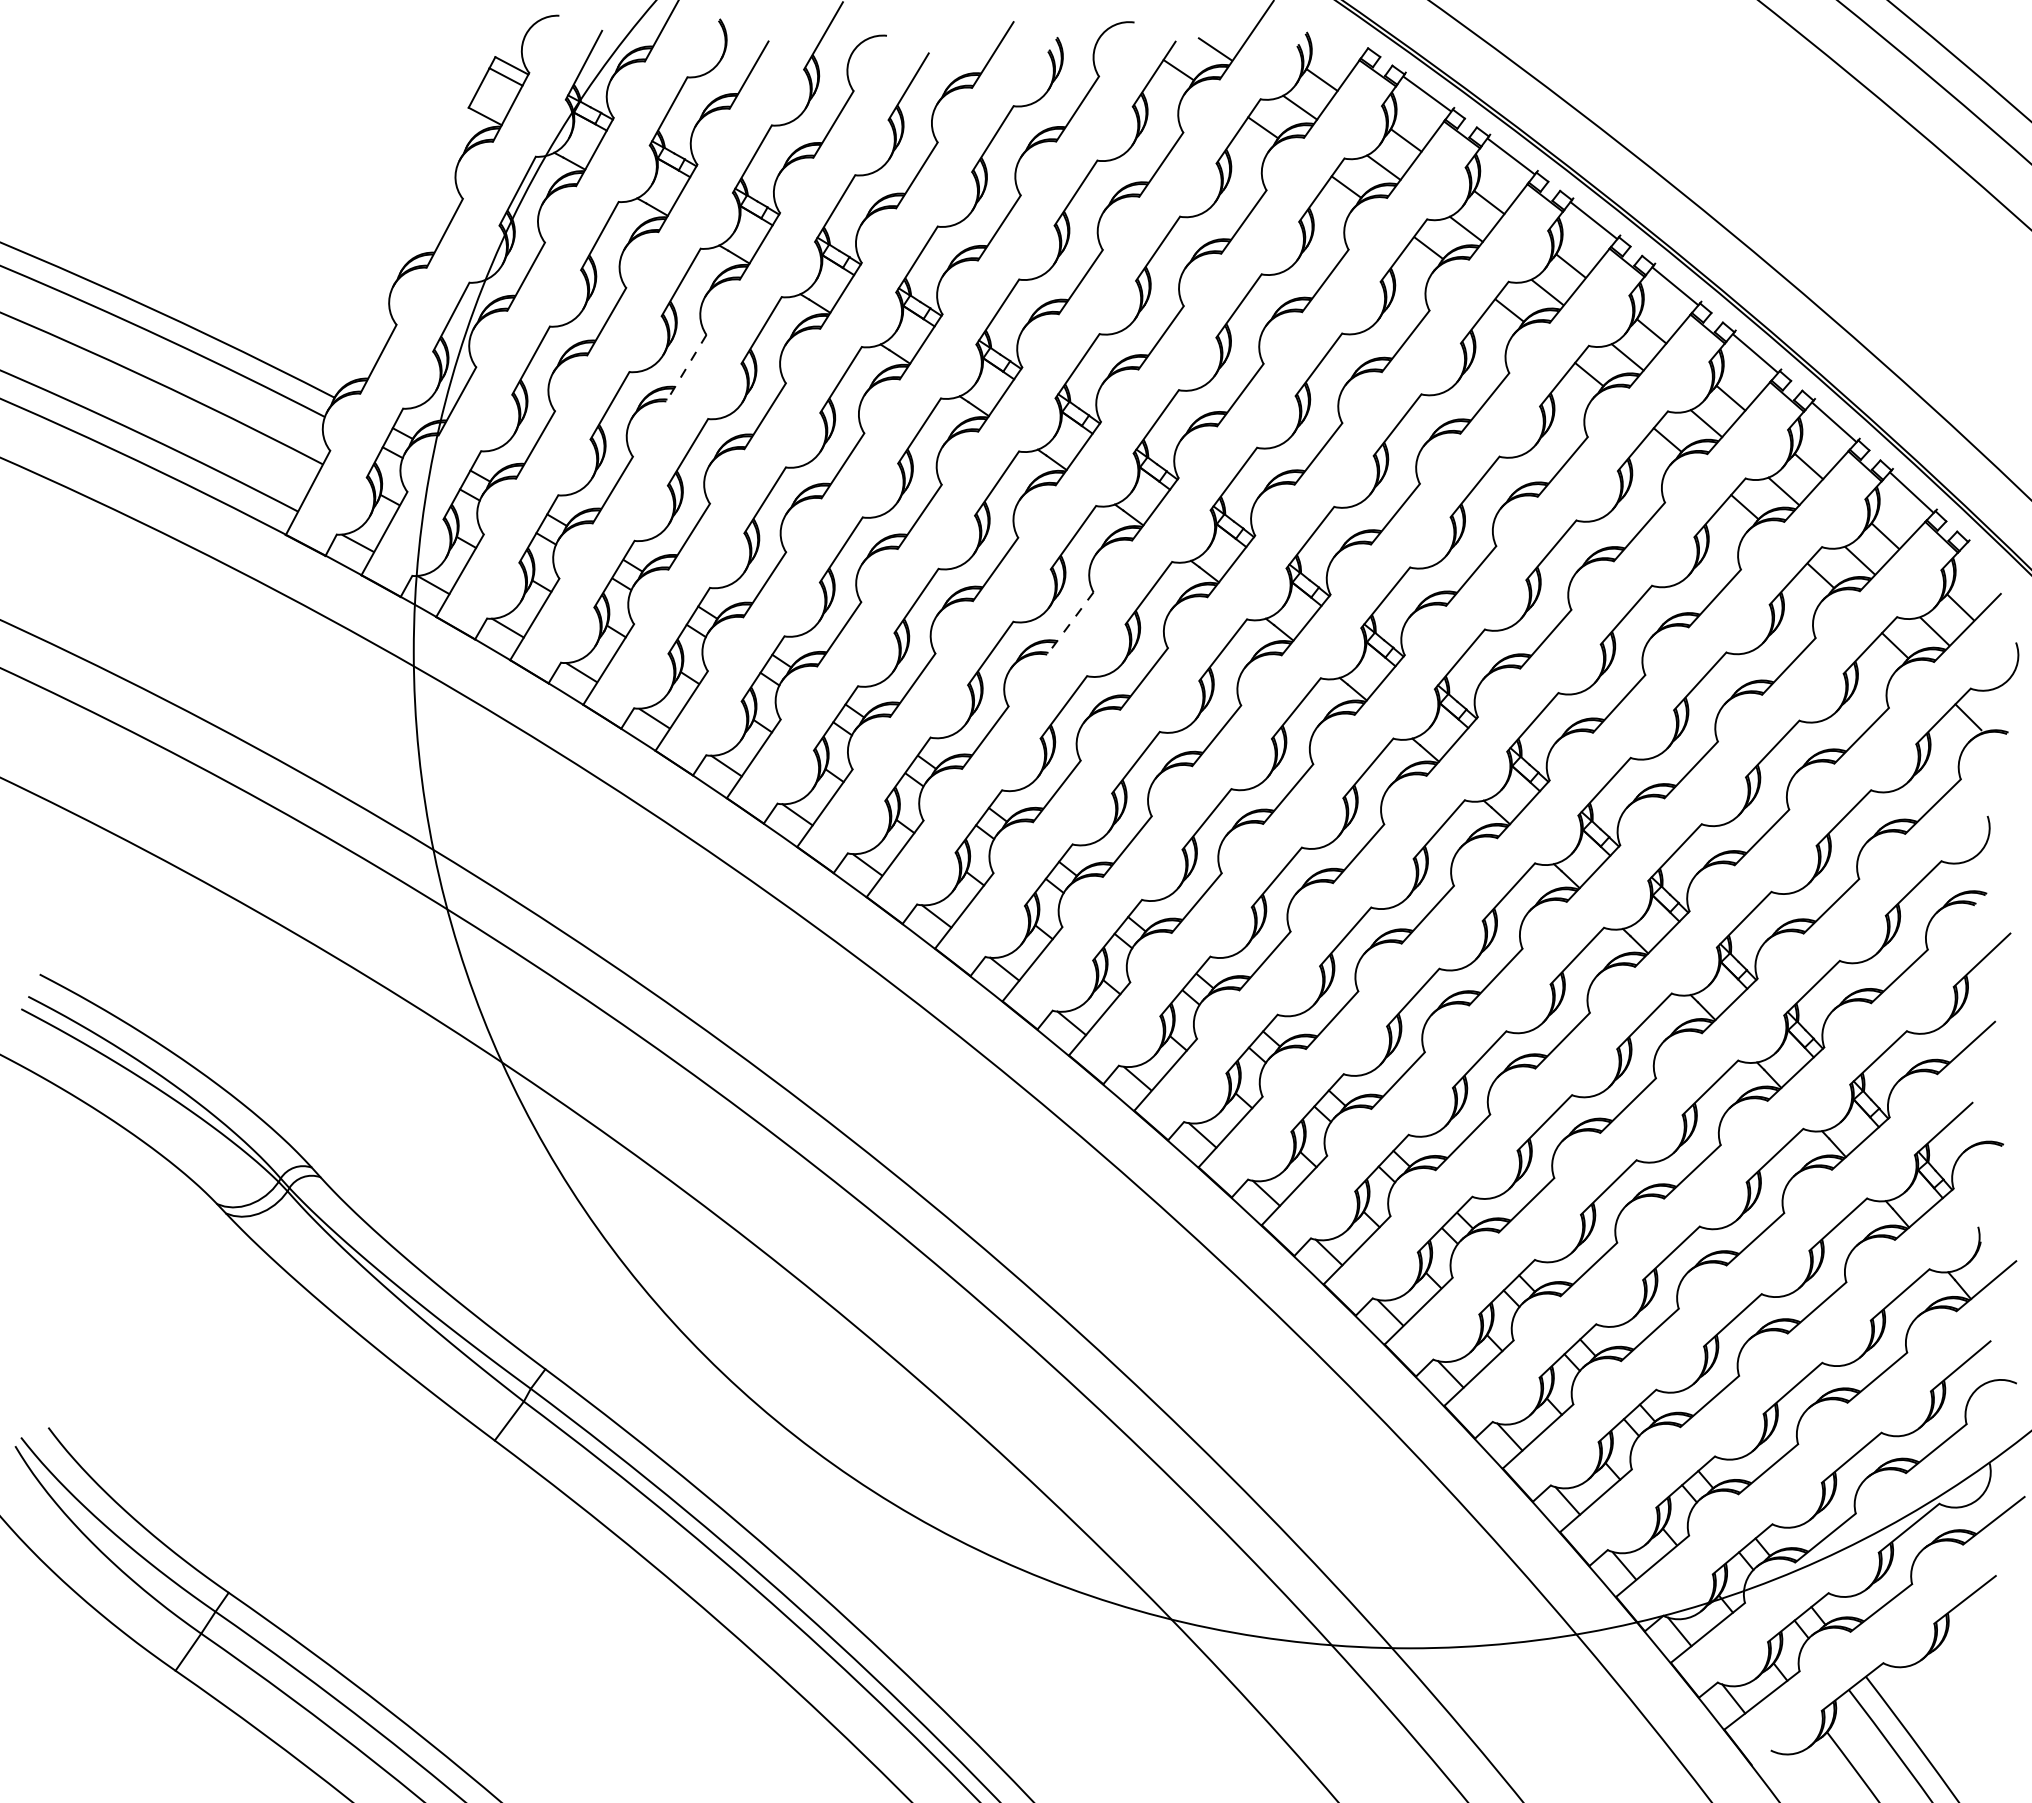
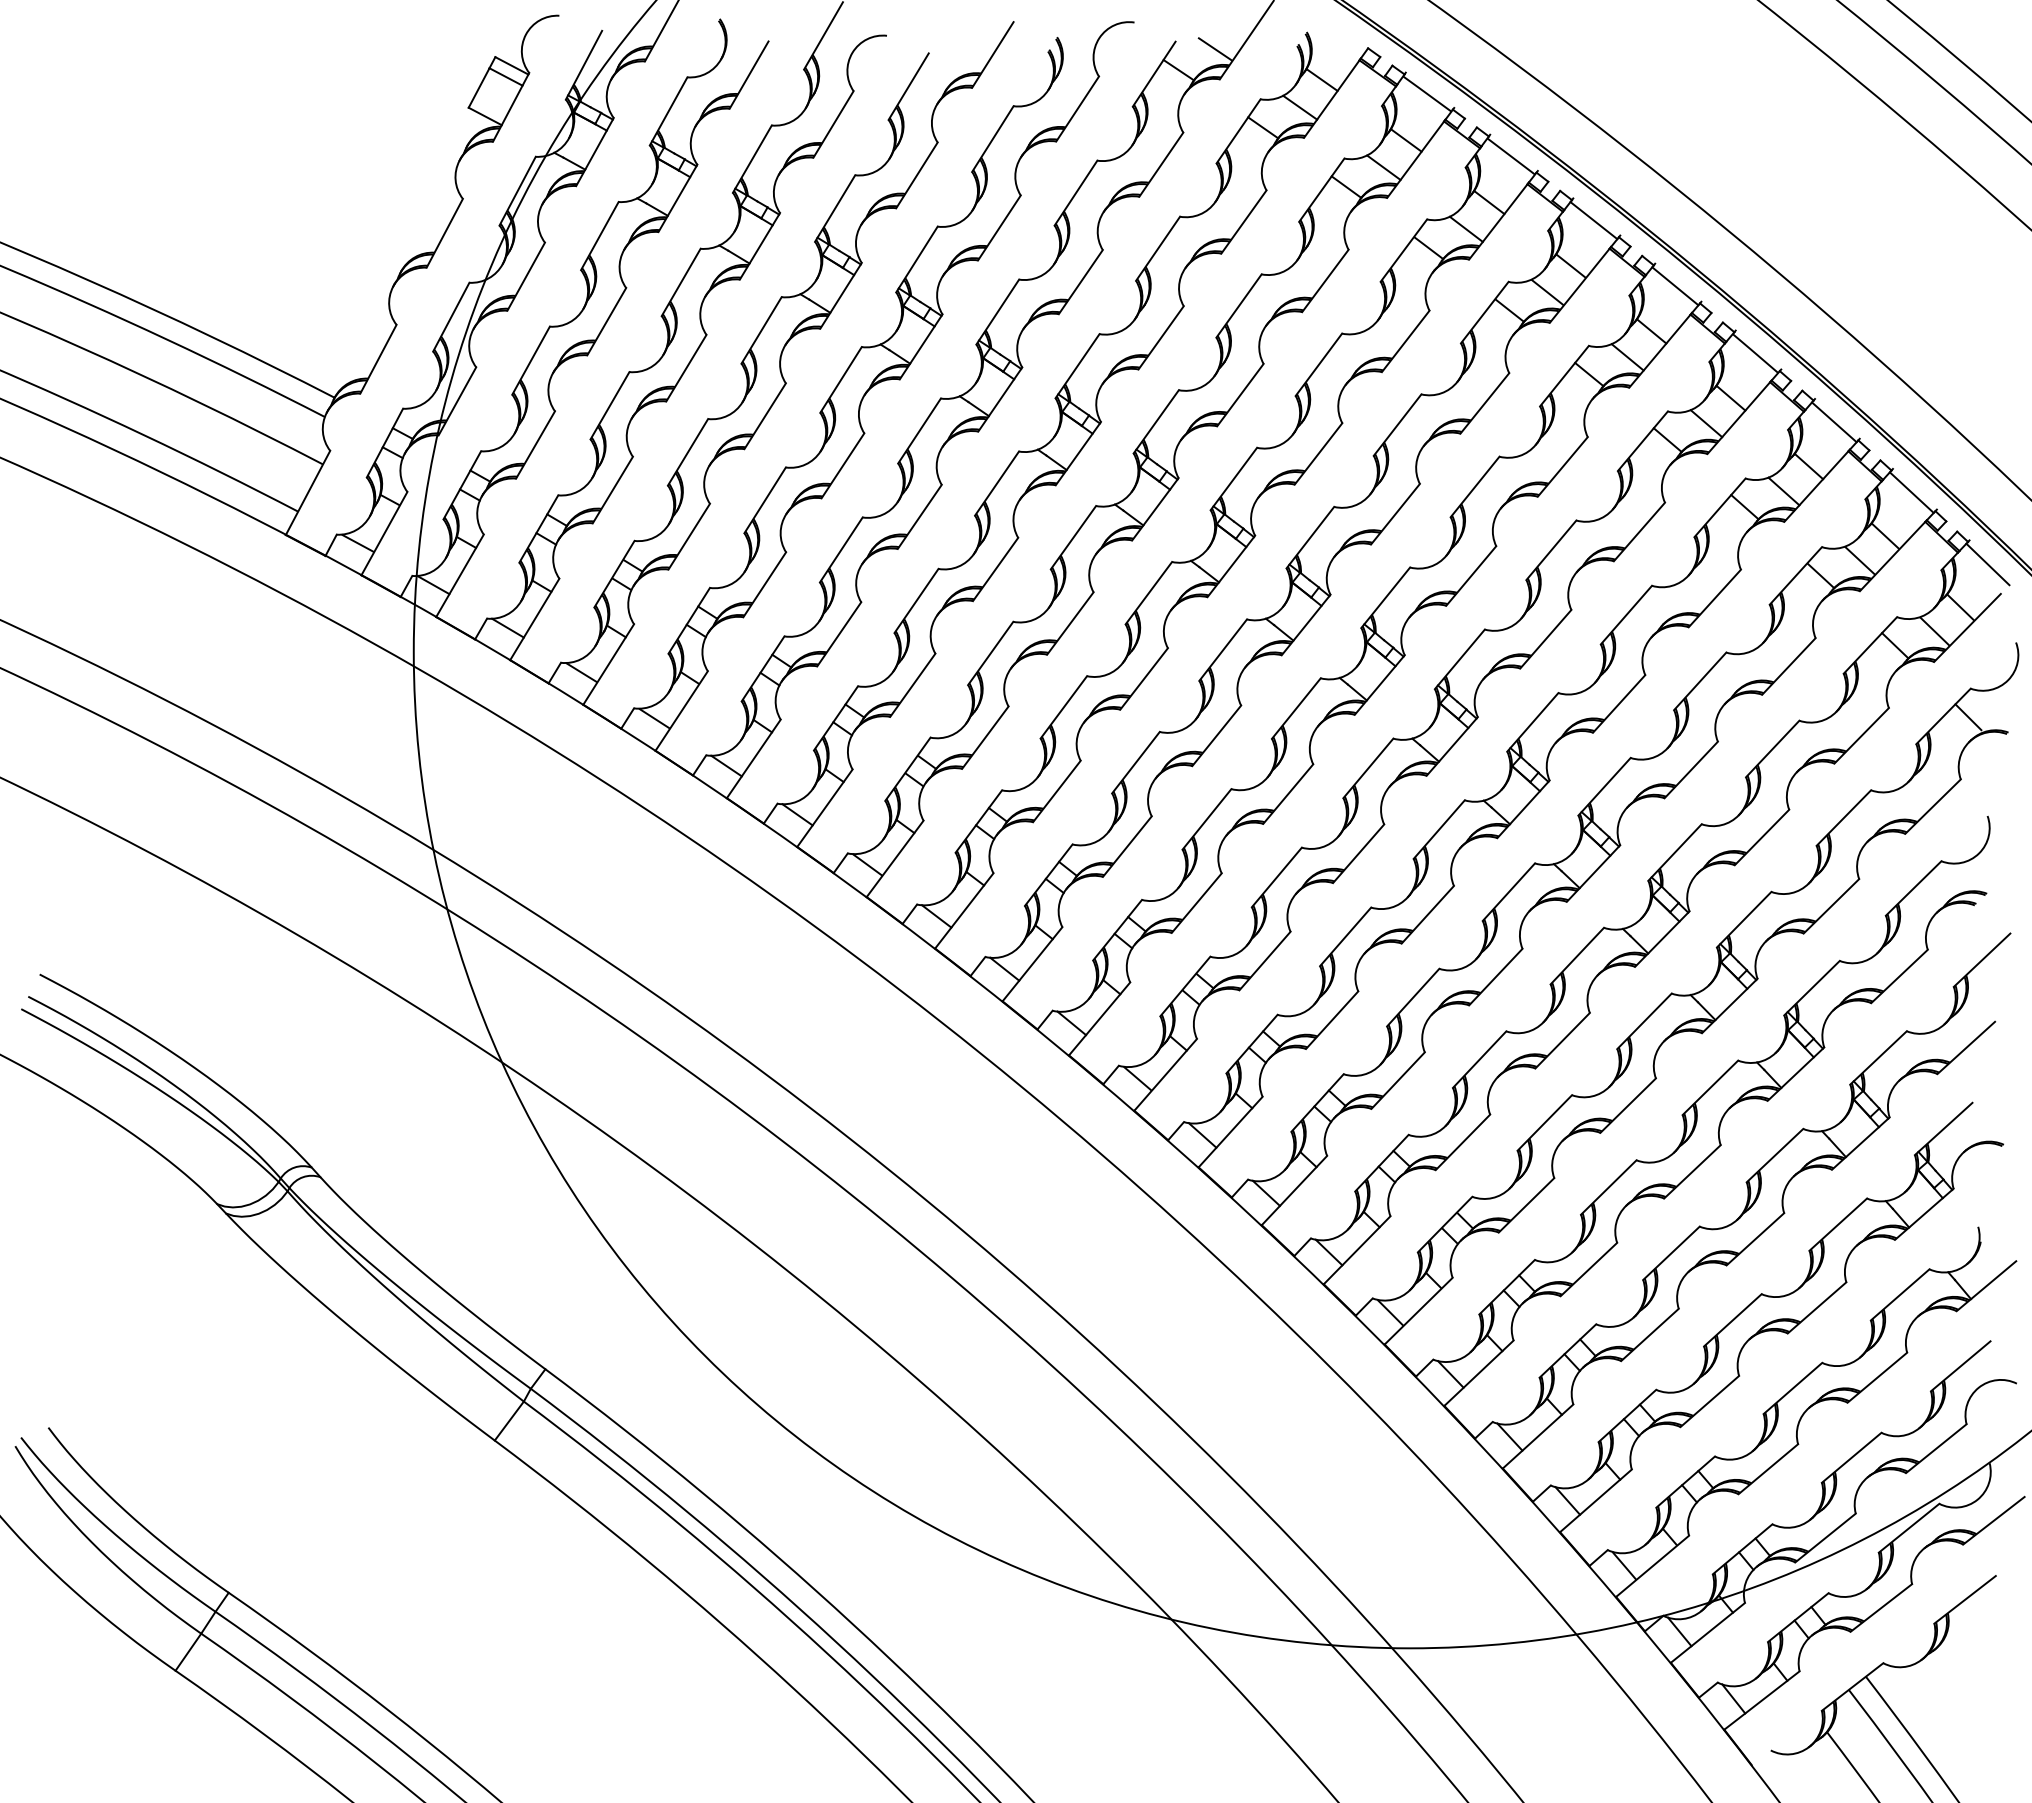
line: dashed -> solid (686, 368)
line: none -> present (1987, 564)
line: dashed -> solid (1070, 623)
